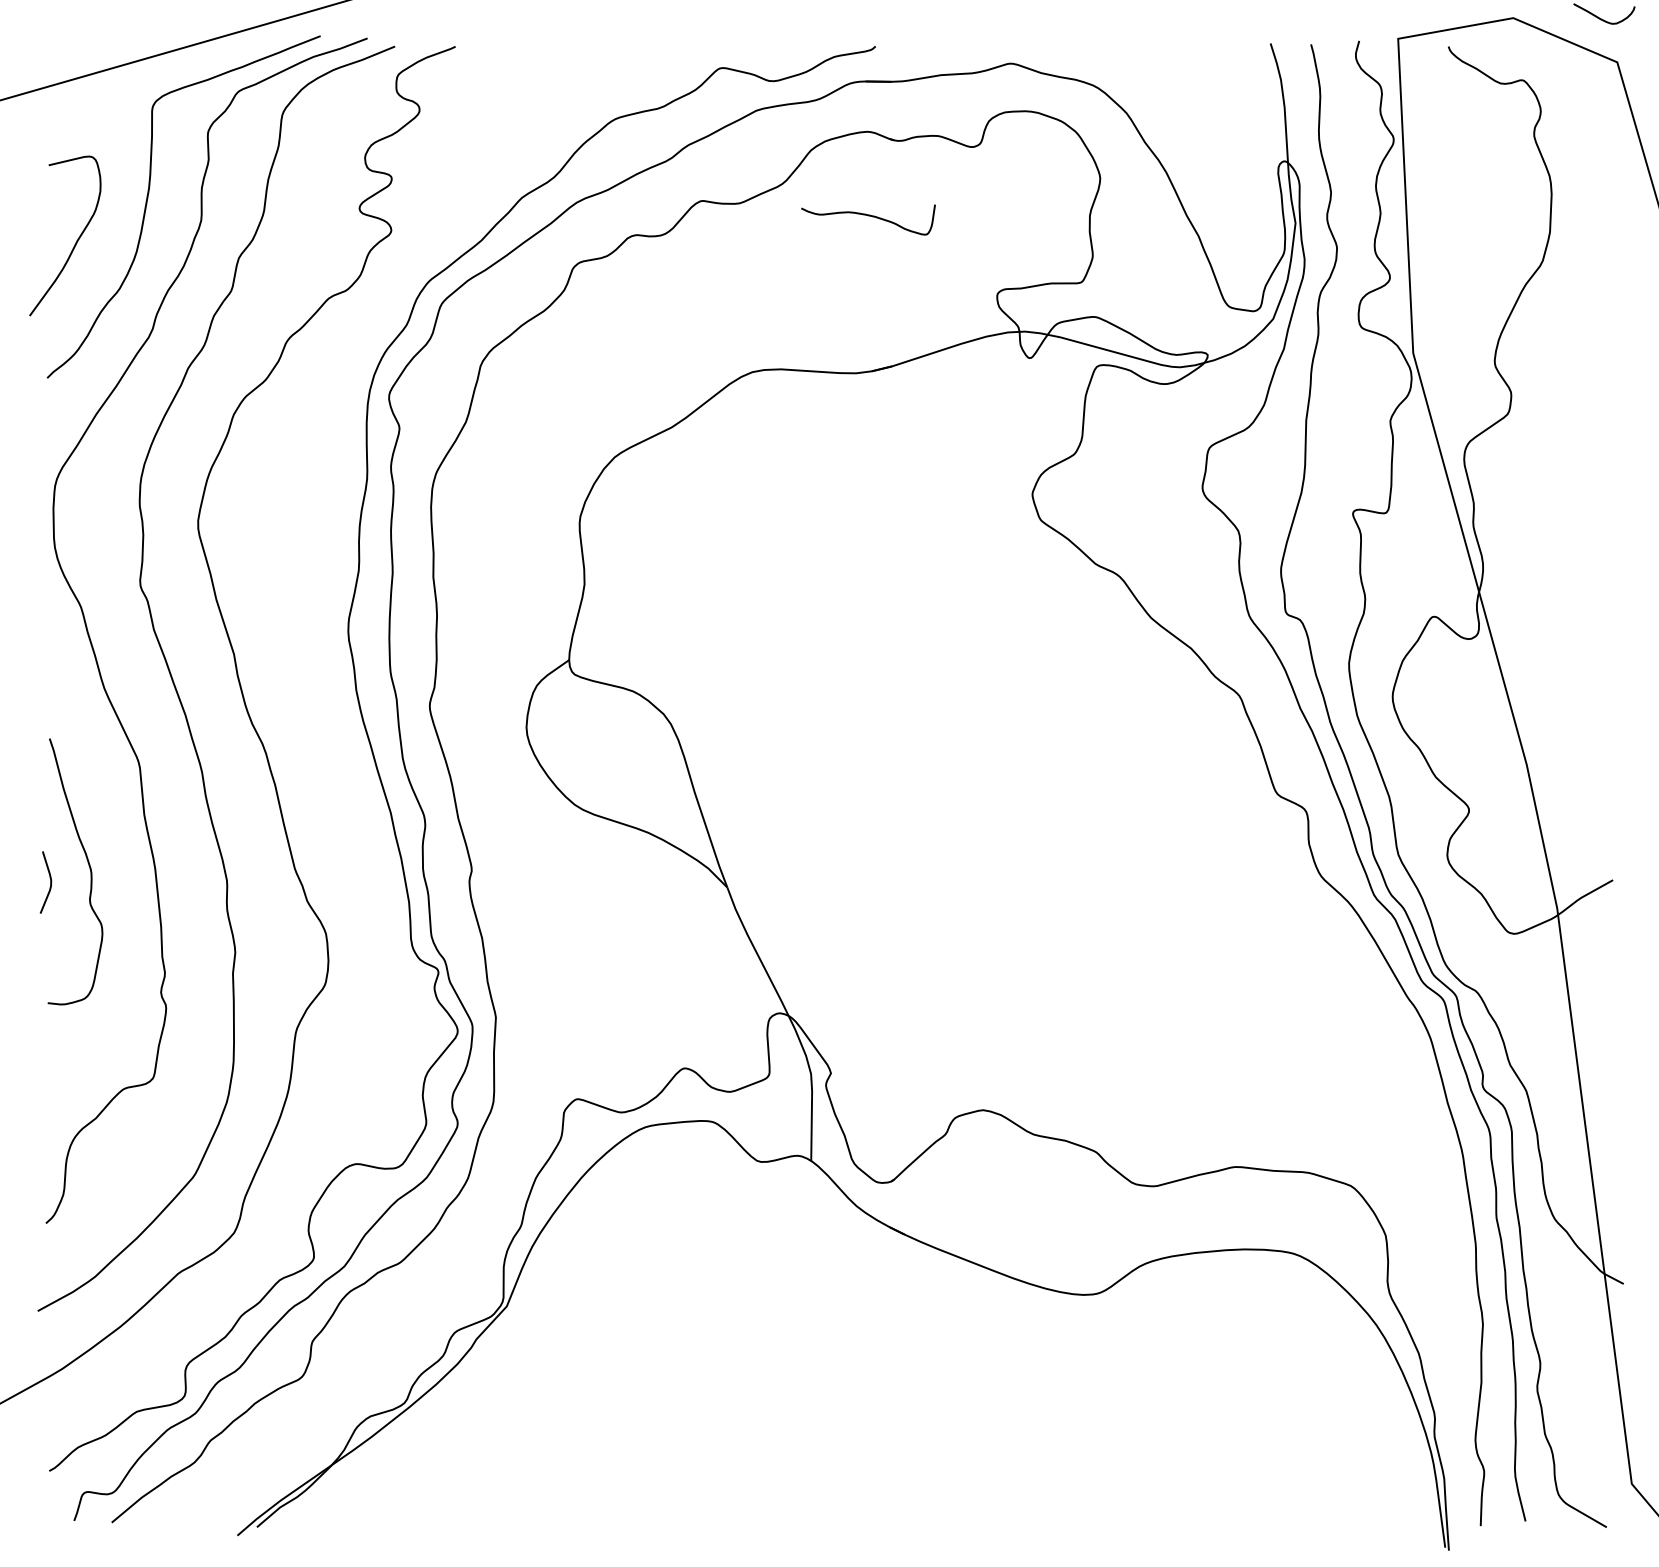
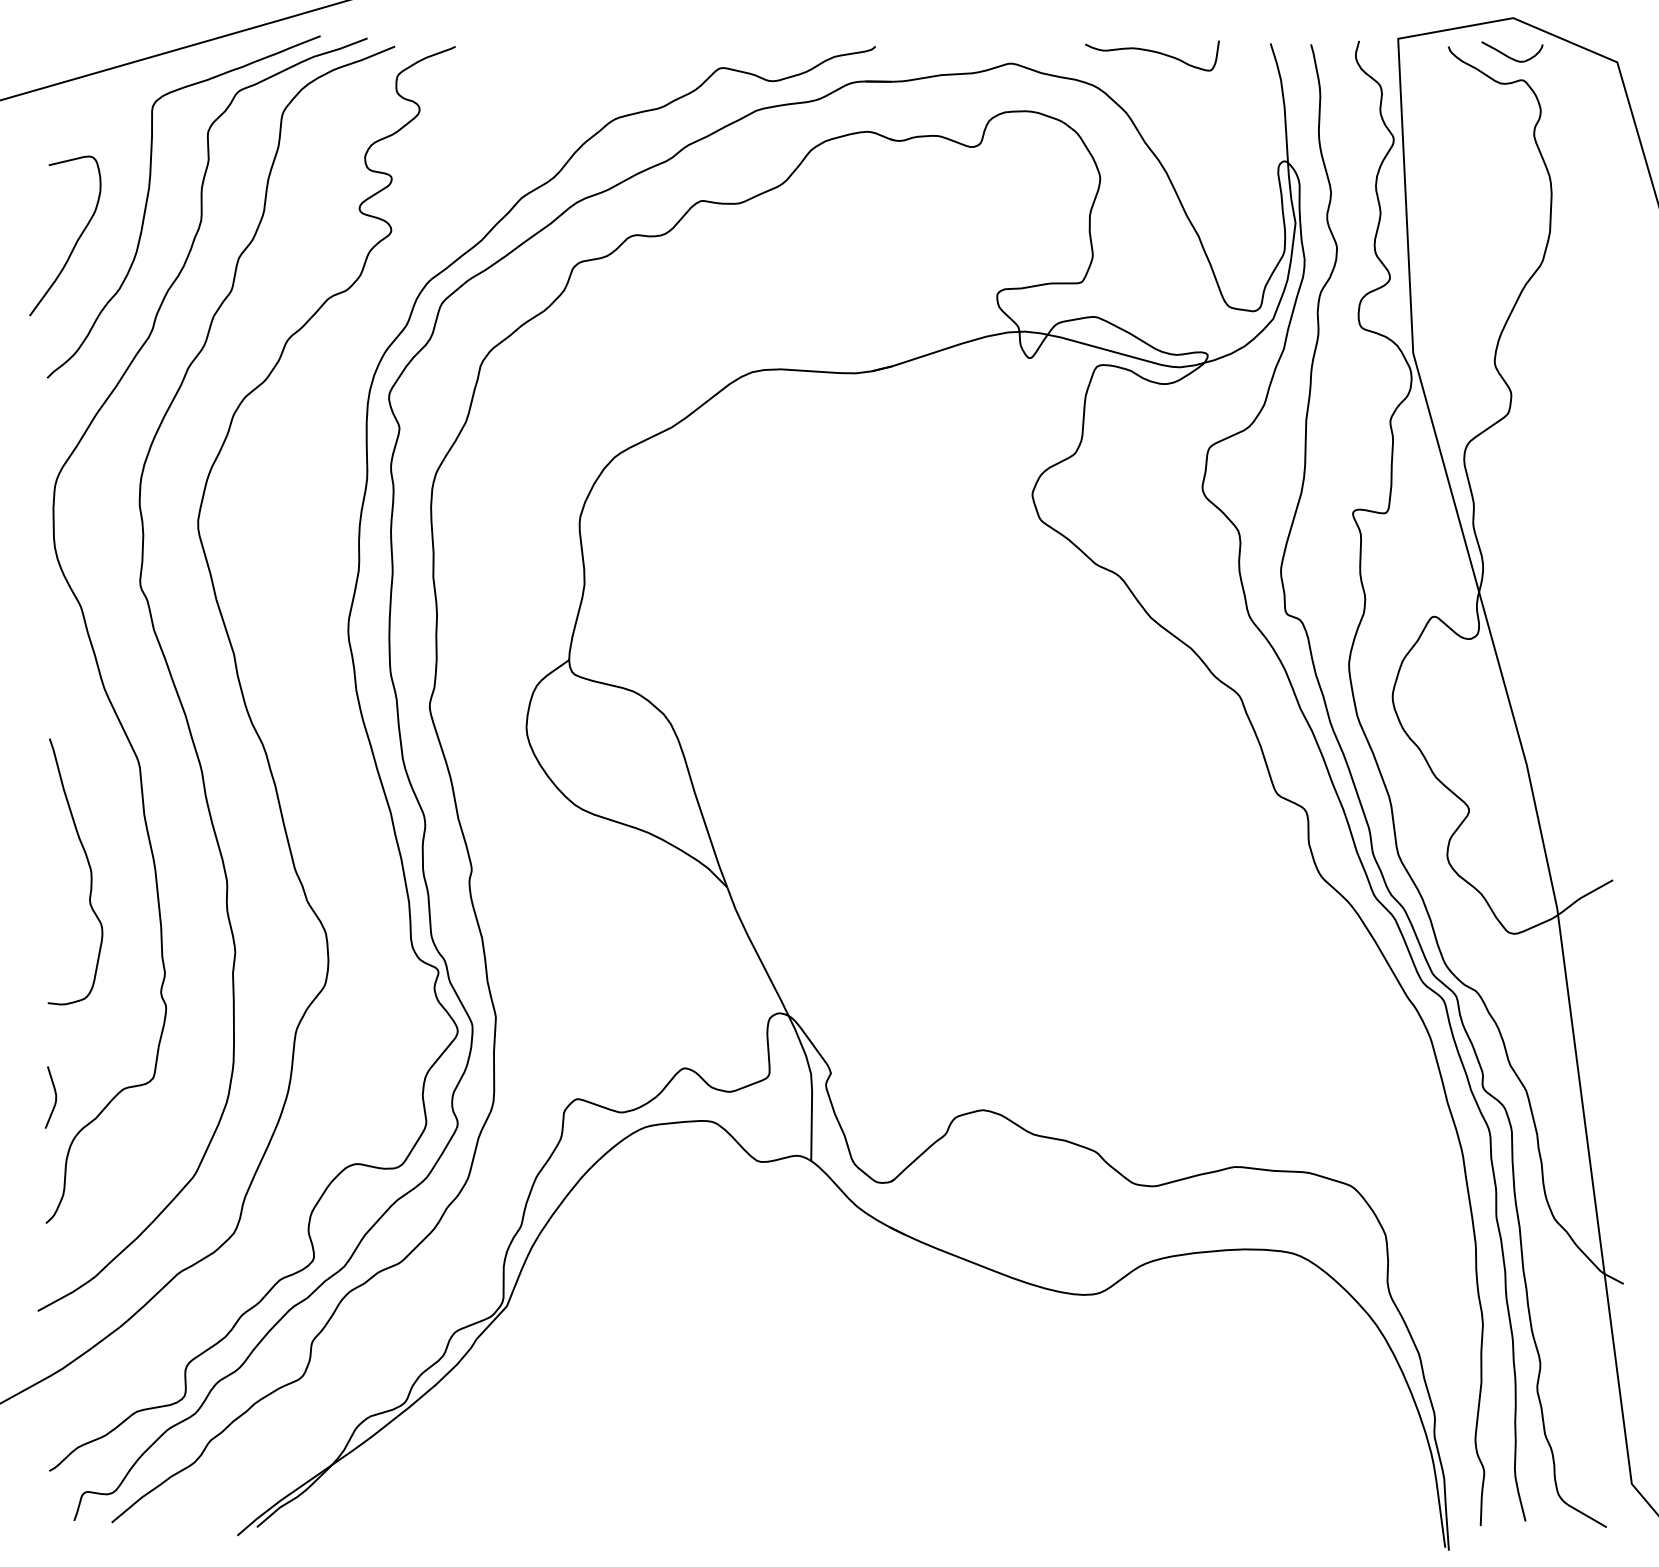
curve position: (1601, 18) -> (1509, 56) (1509, 56)
curve position: (868, 216) -> (1152, 52) (1152, 52)
curve position: (50, 882) -> (55, 1097) (55, 1097)
